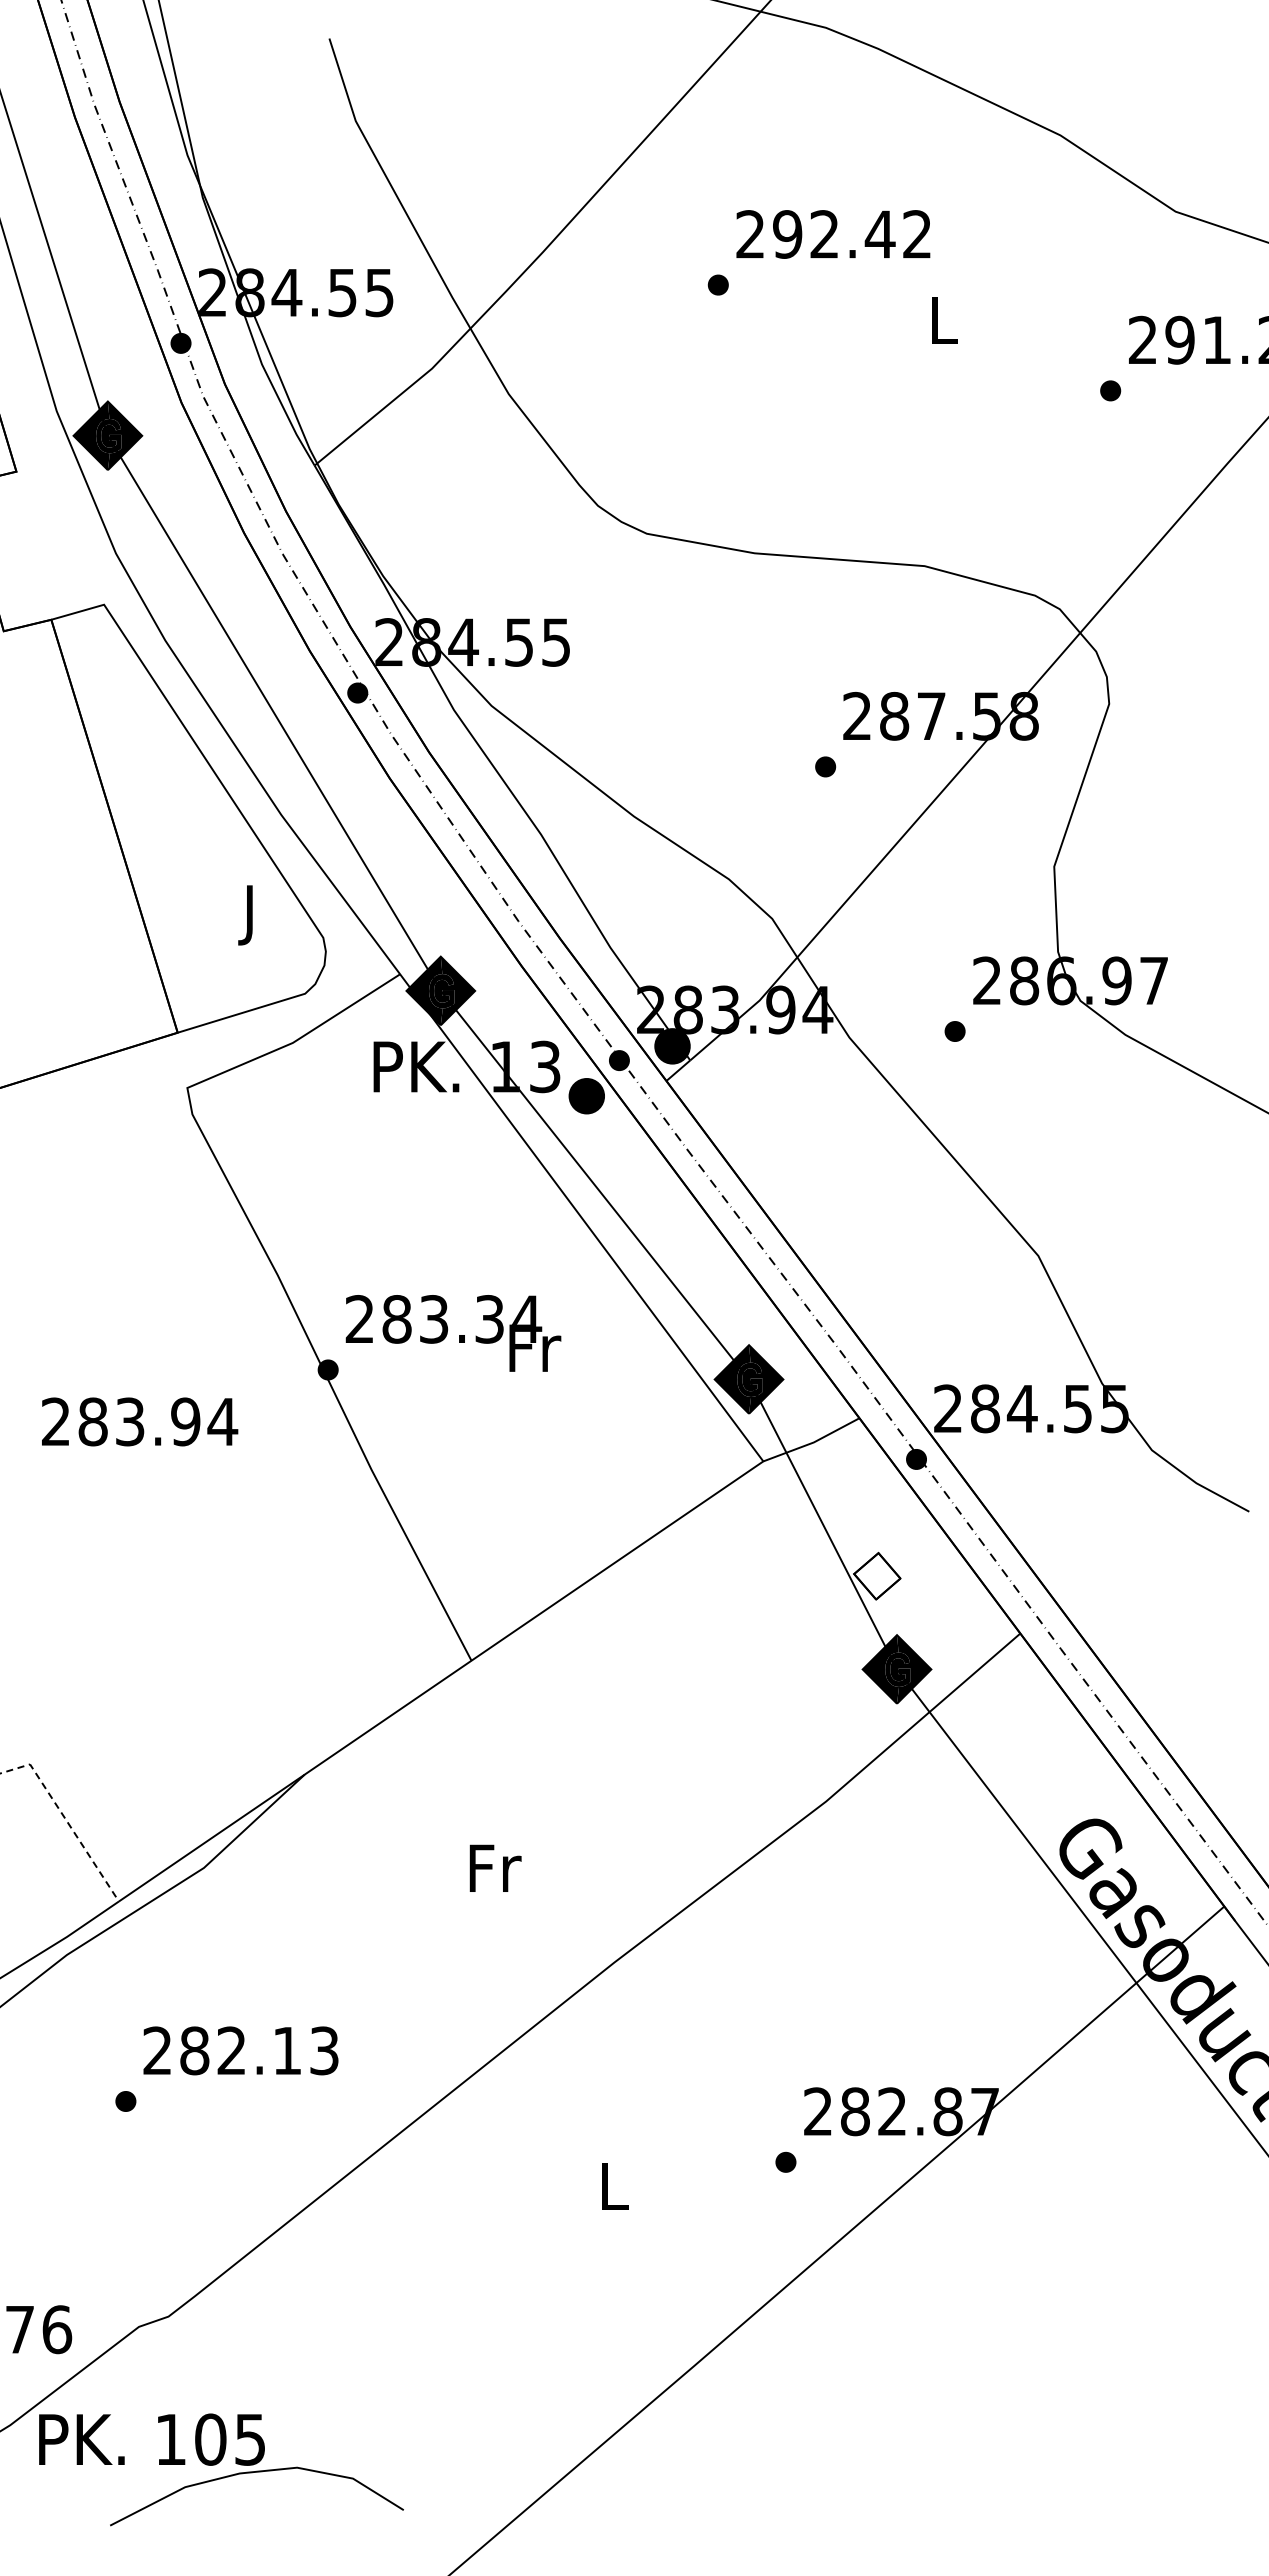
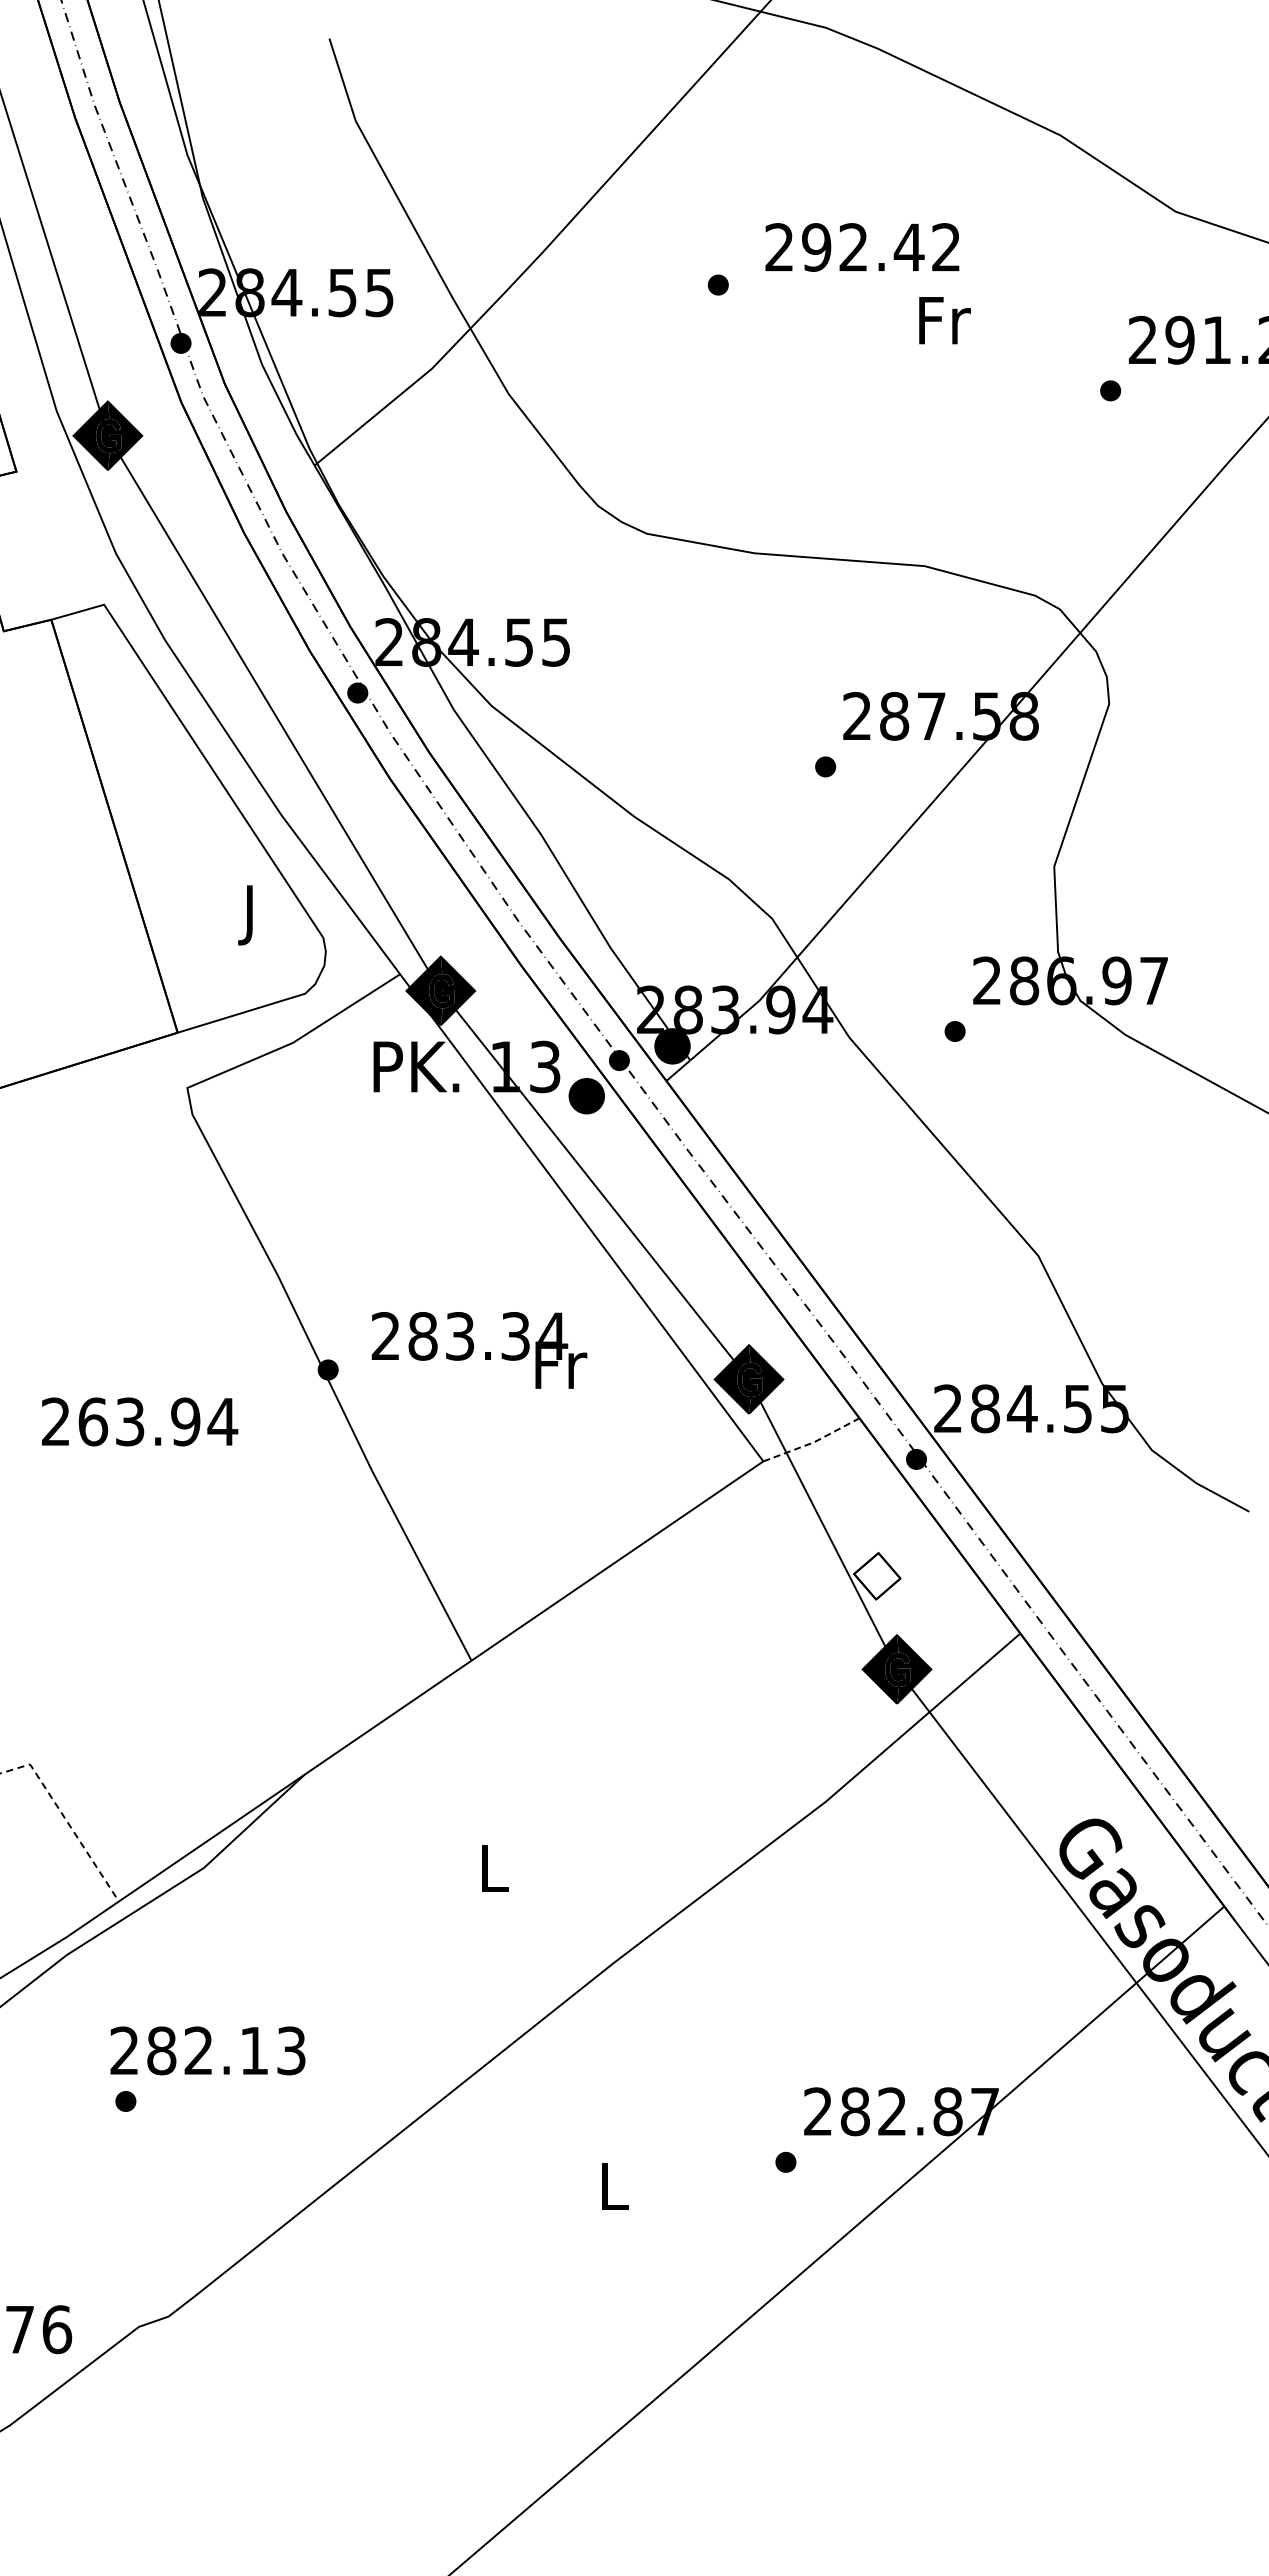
text position: (833, 234) -> (862, 247) (862, 247)
text: L -> Fr (944, 320)
text position: (453, 1333) -> (479, 1350) (479, 1350)
text: 283.94 -> 263.94 (93, 1421)
line: solid -> dashed (813, 1442)
text: Fr -> L (495, 1867)
text position: (240, 2050) -> (207, 2050) (207, 2050)
part: present -> none (217, 2464)
